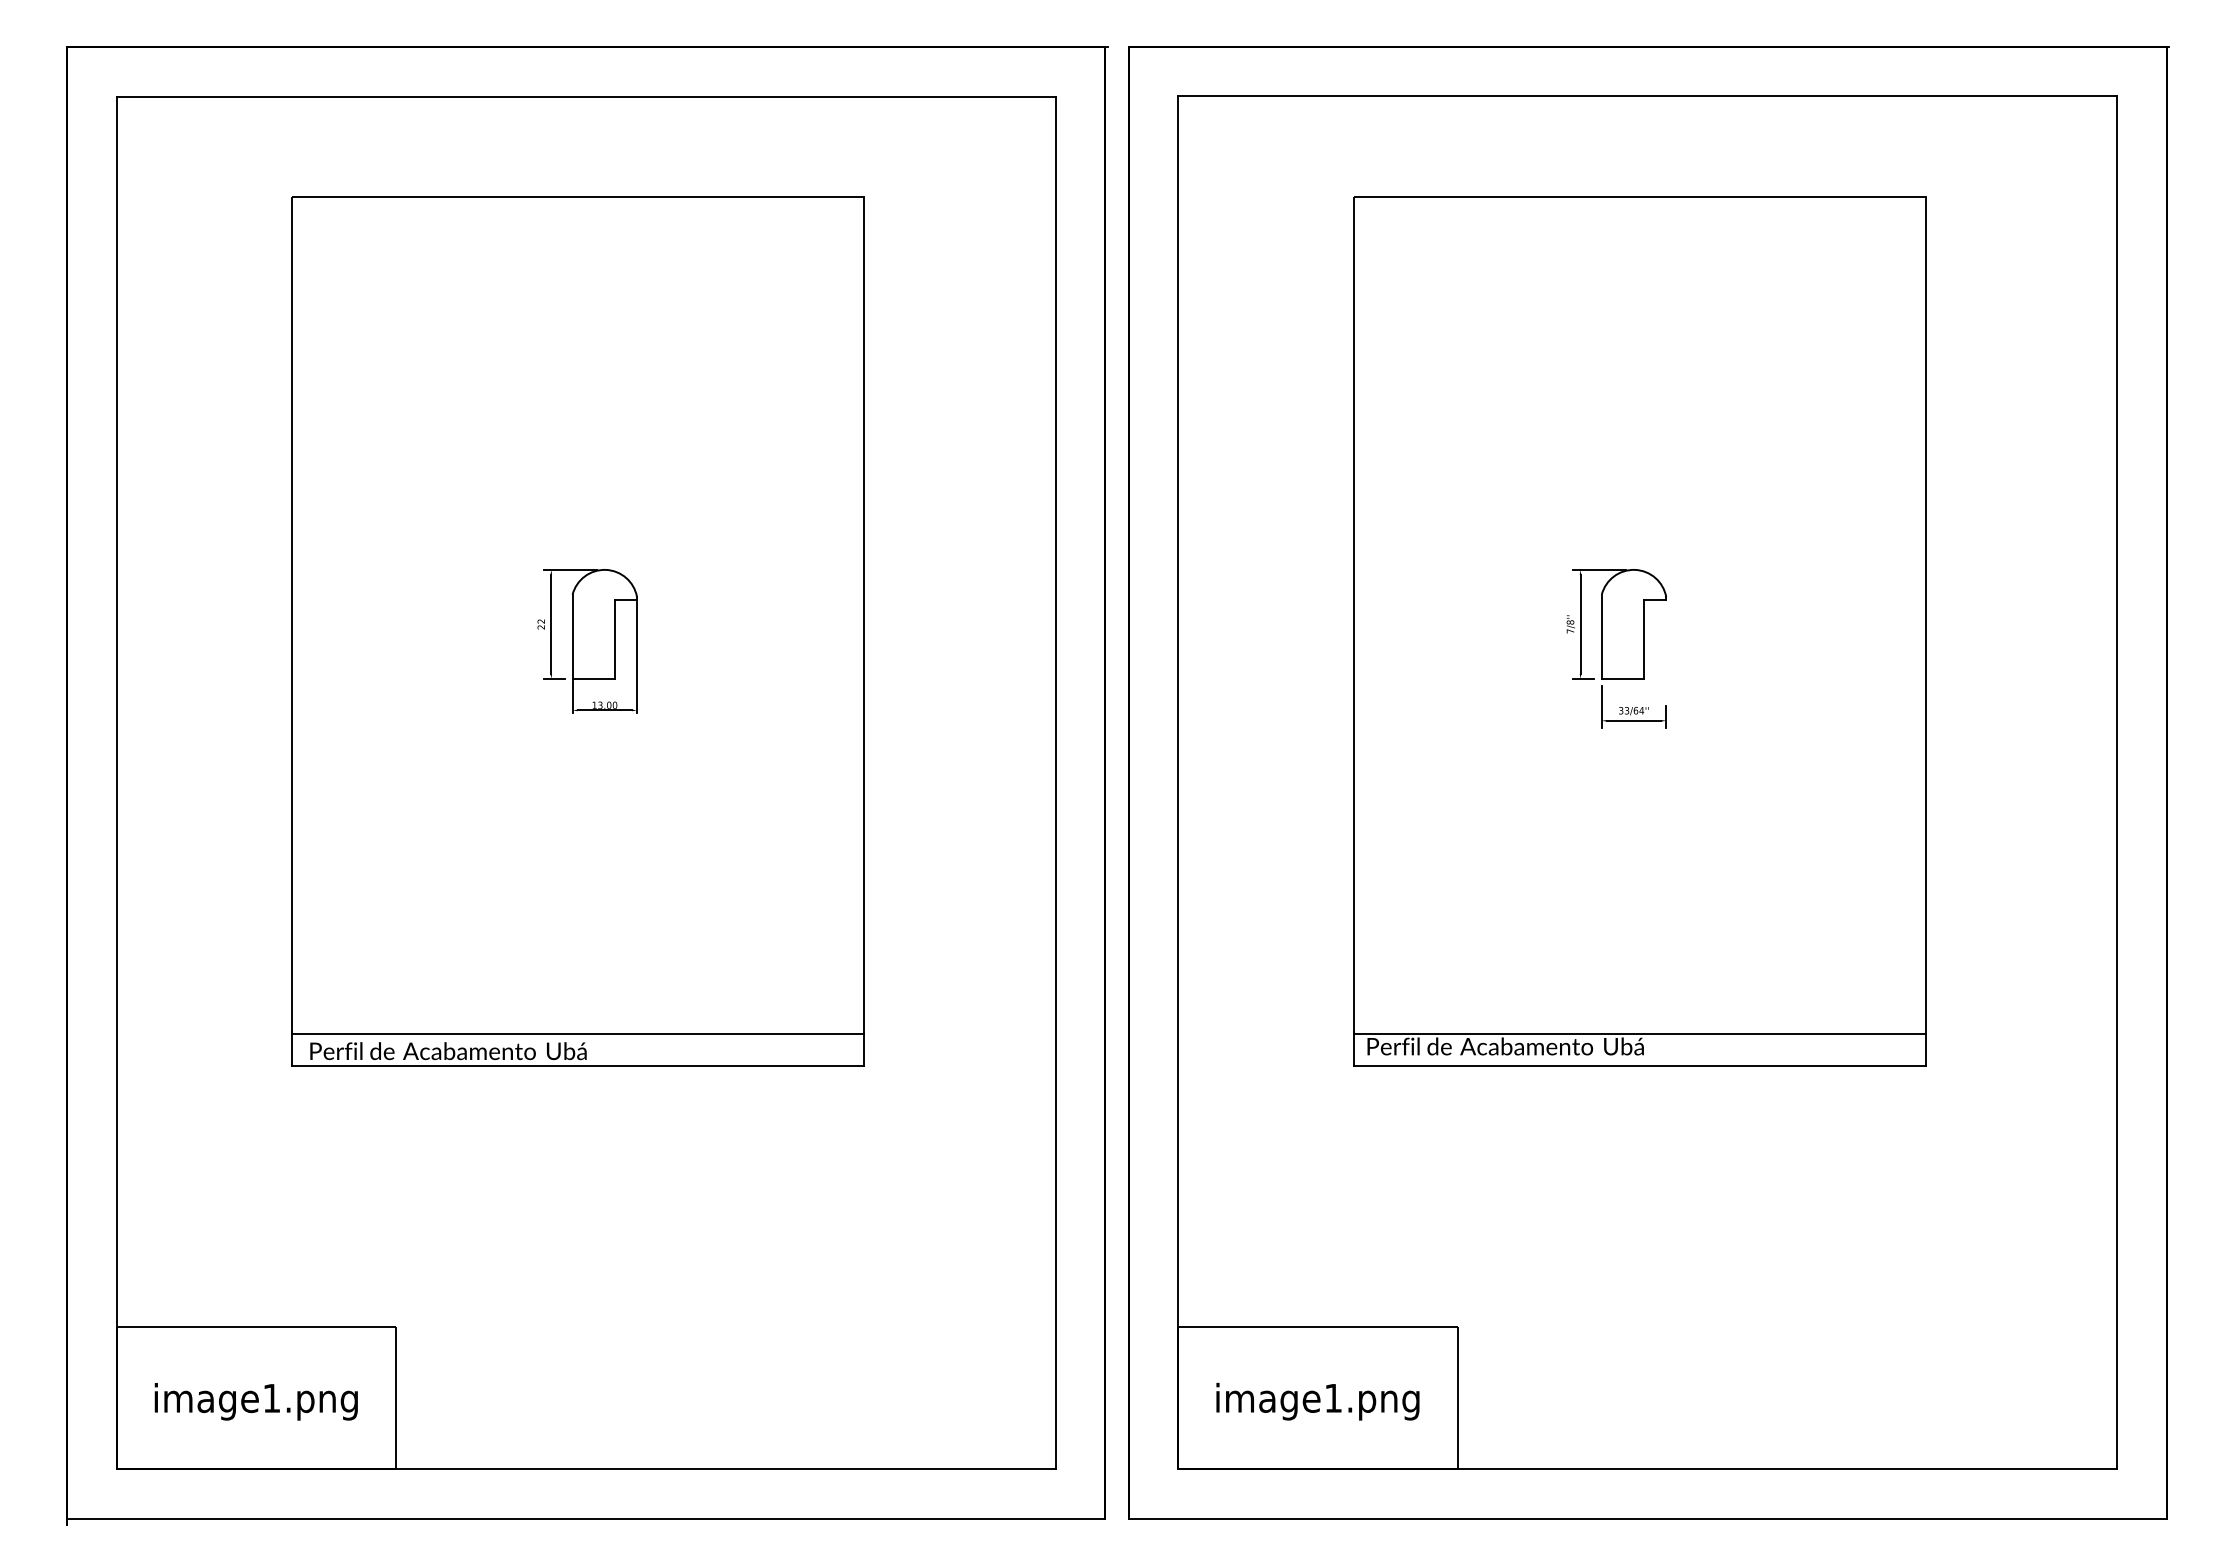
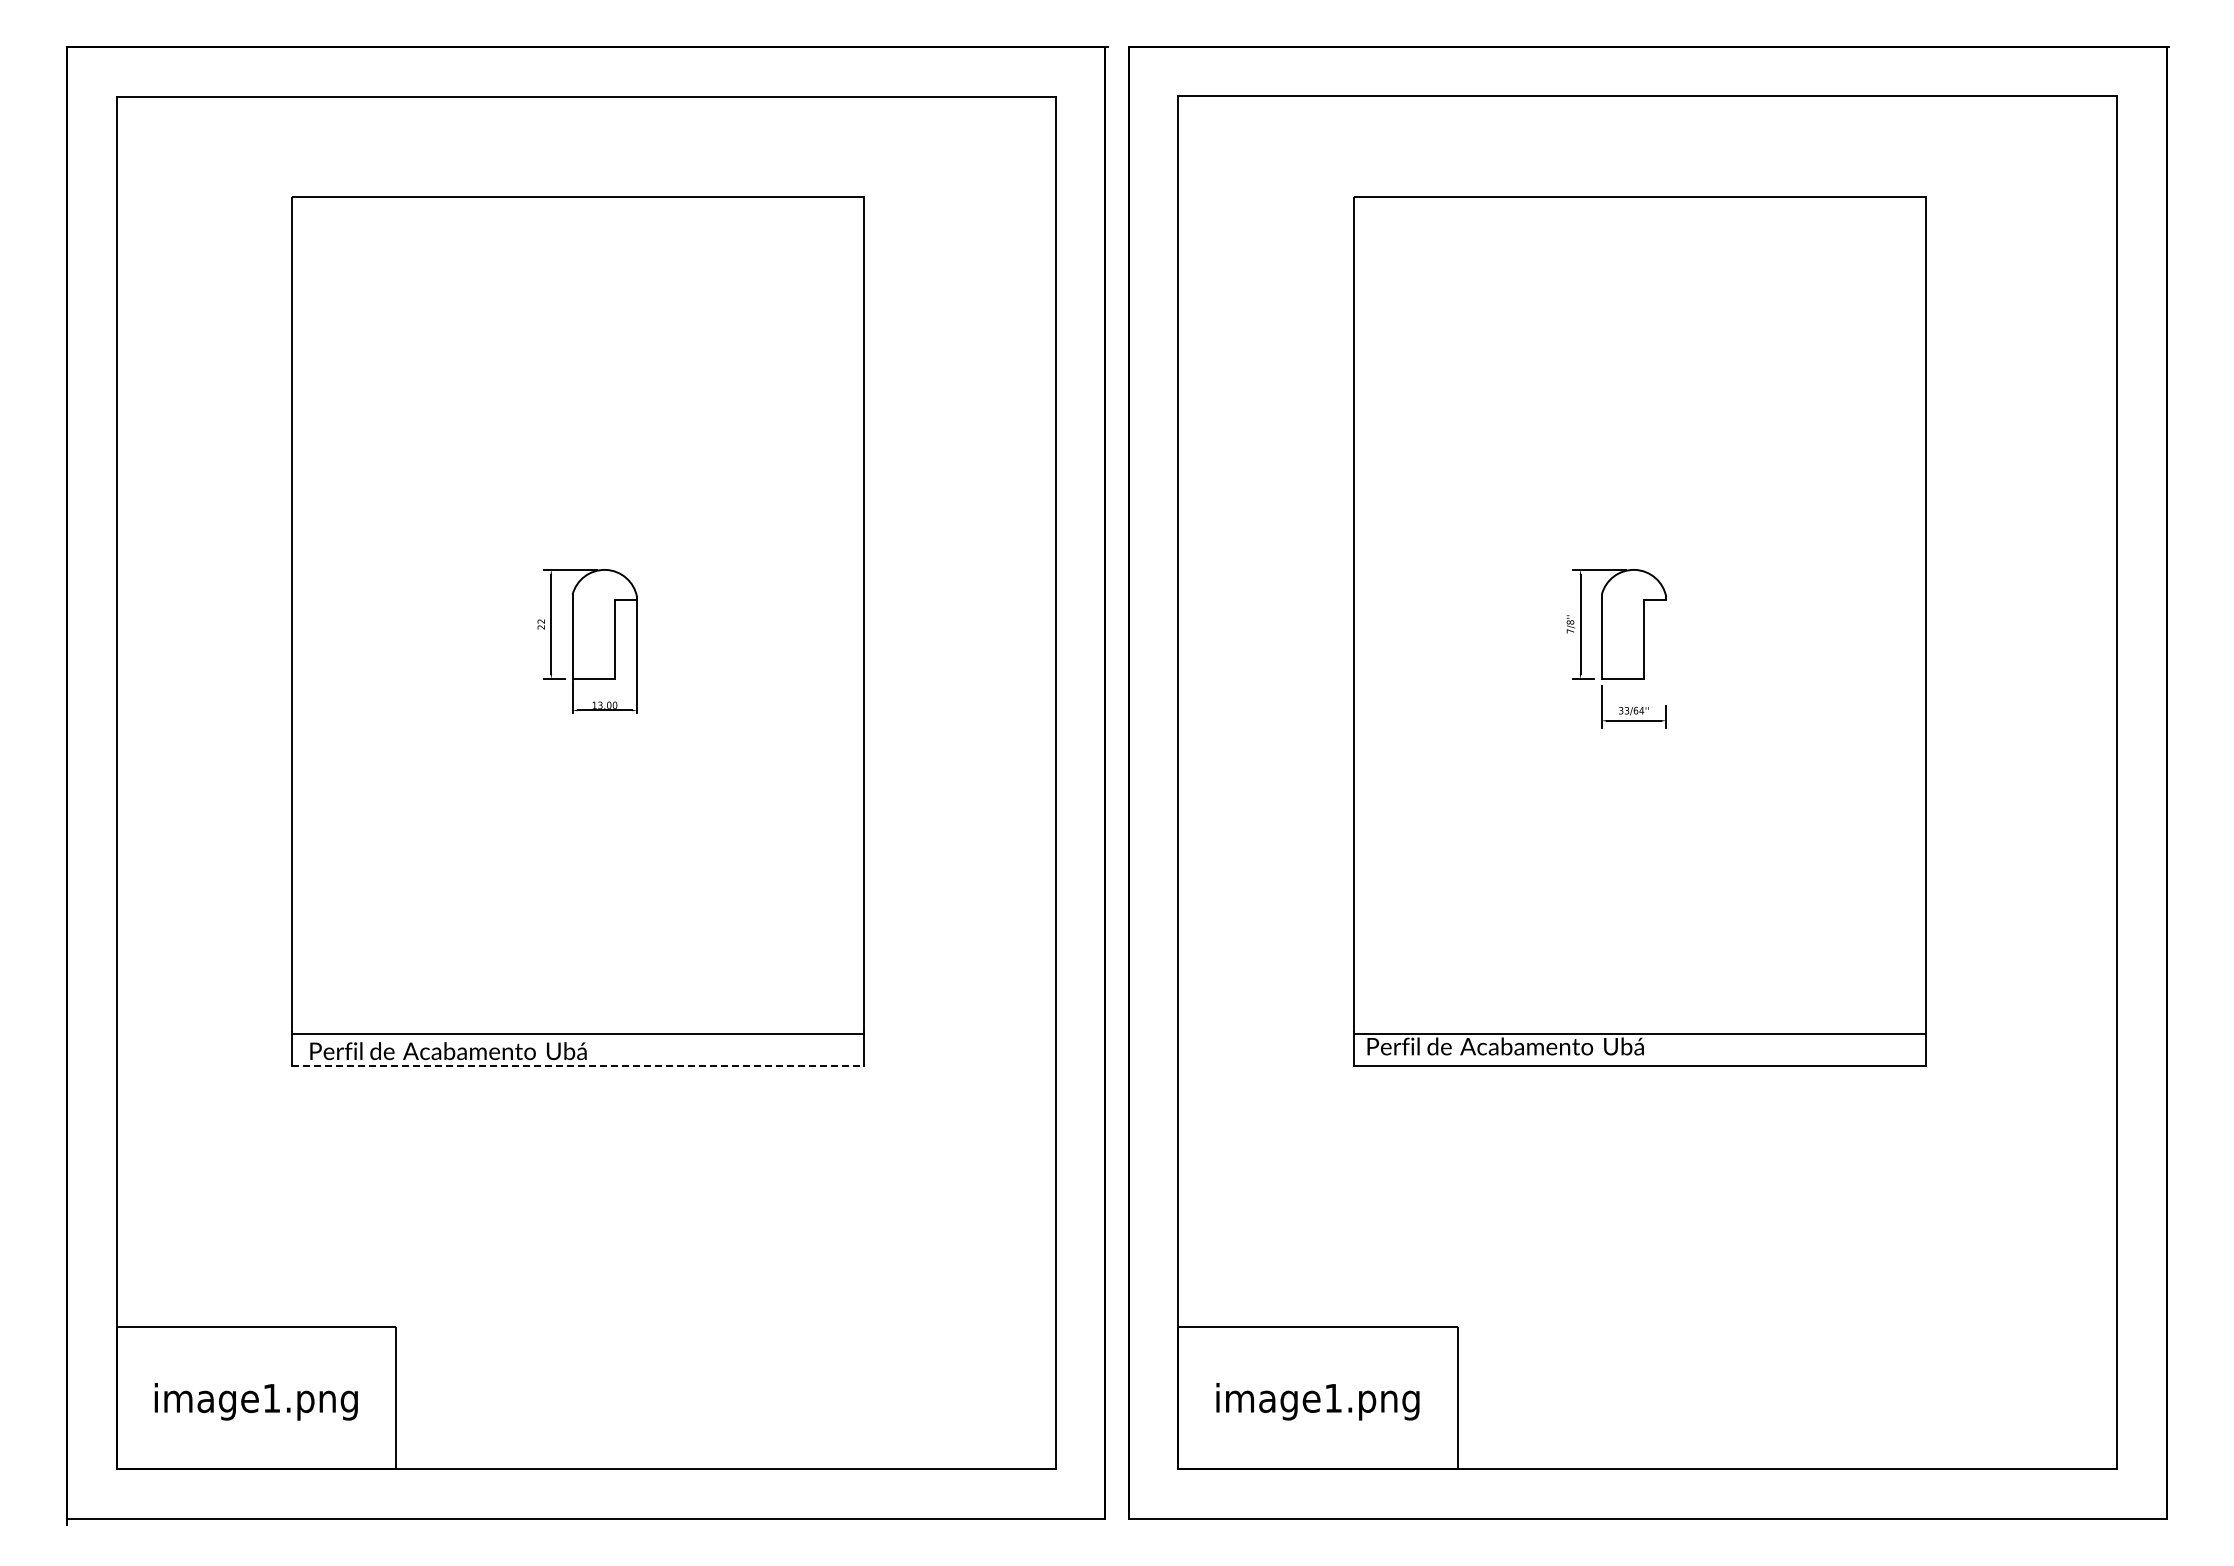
line: solid -> dashed (578, 1065)
